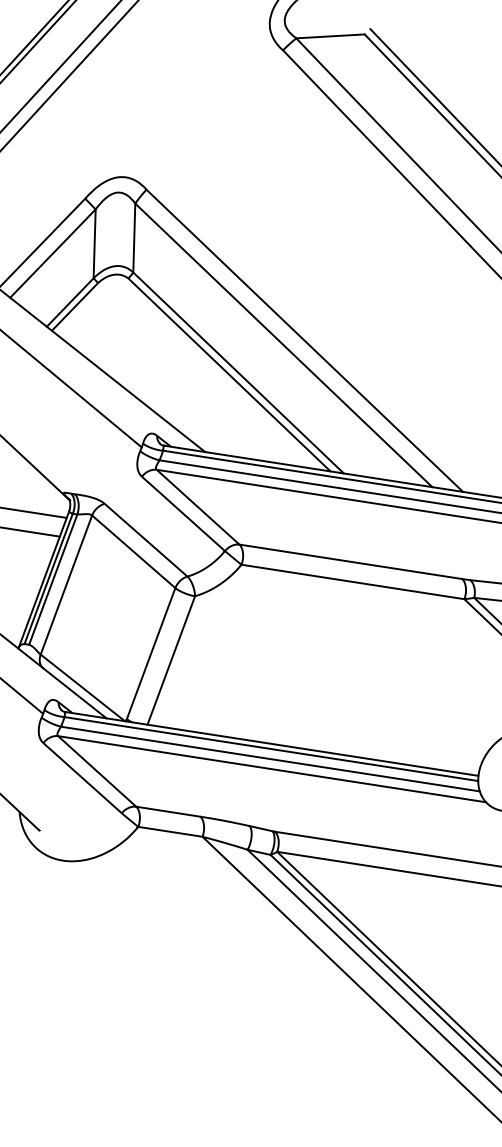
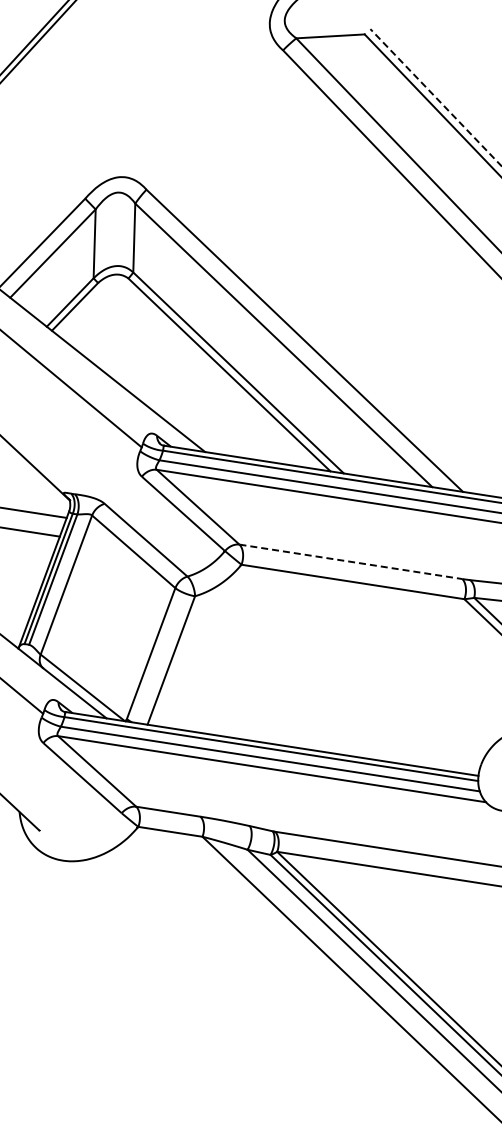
line: present -> none (60, 66)
line: present -> none (69, 75)
line: solid -> dashed (436, 97)
line: solid -> dashed (350, 561)
